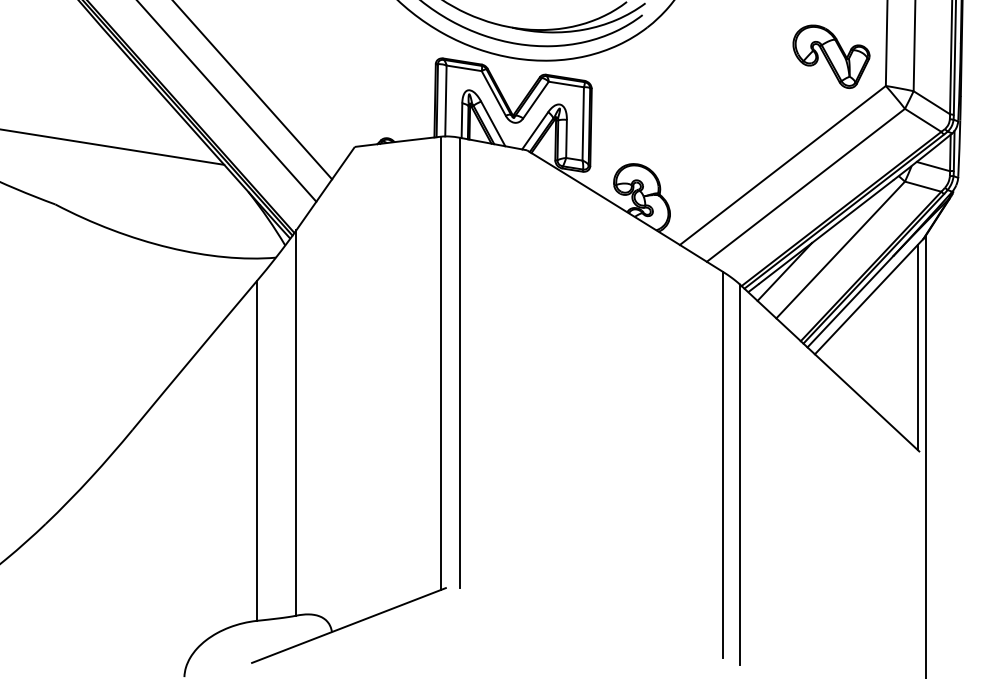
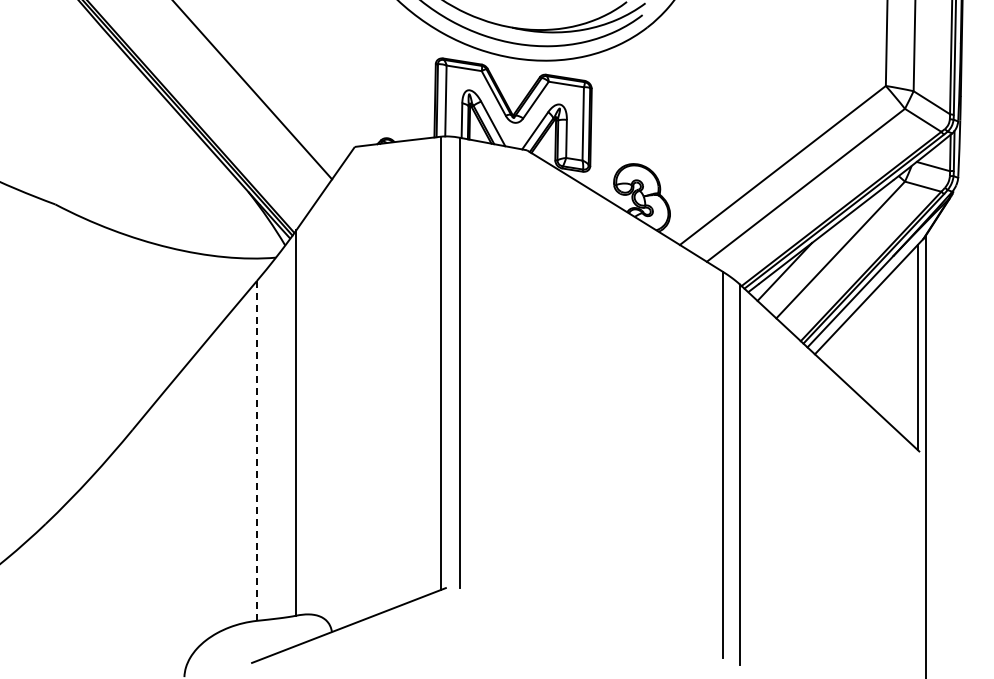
part: present -> none (831, 56)
line: present -> none (227, 101)
line: present -> none (113, 146)
line: solid -> dashed (256, 450)
